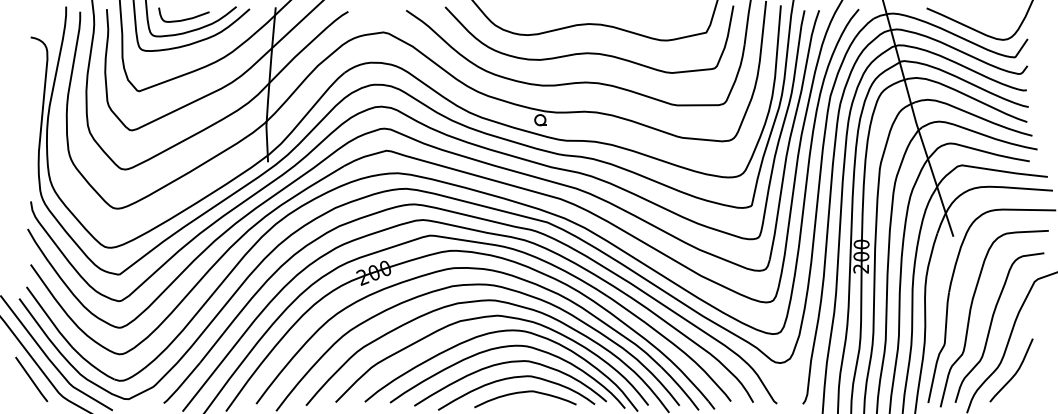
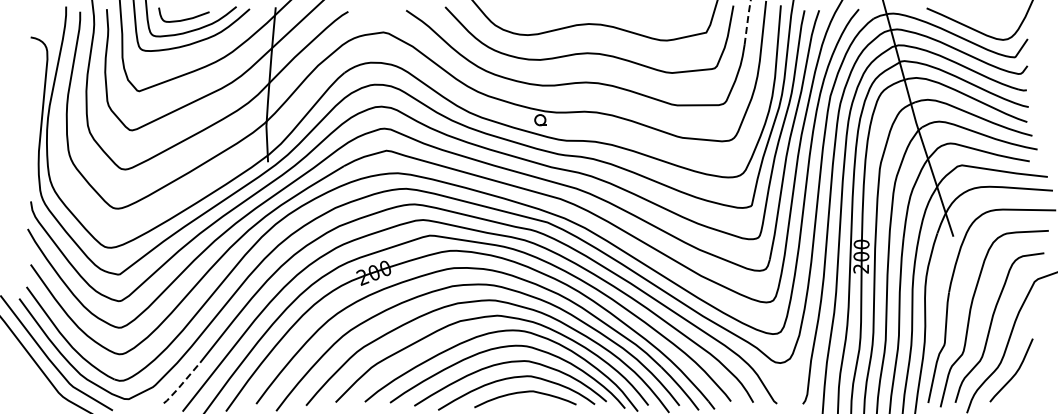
line: solid -> dashed (747, 22)
line: present -> none (31, 379)
line: solid -> dashed (181, 384)
